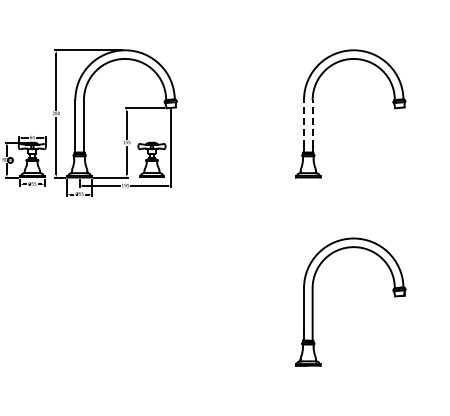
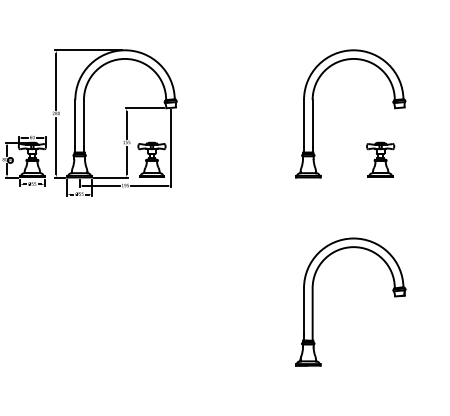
line: dashed -> solid (304, 123)
line: dashed -> solid (312, 123)
part: none -> present (380, 159)
